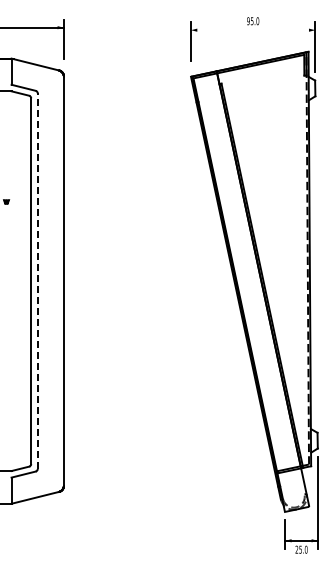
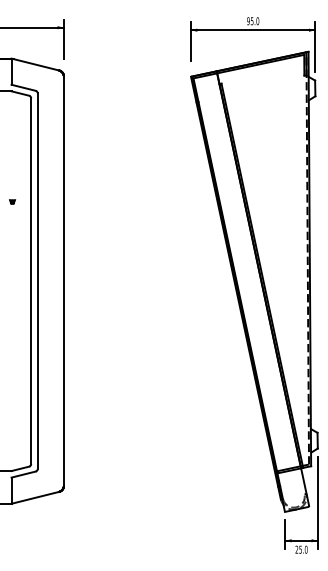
line: none -> present (252, 30)
part position: (6, 201) -> (12, 201) (12, 201)
line: dashed -> solid (37, 281)
